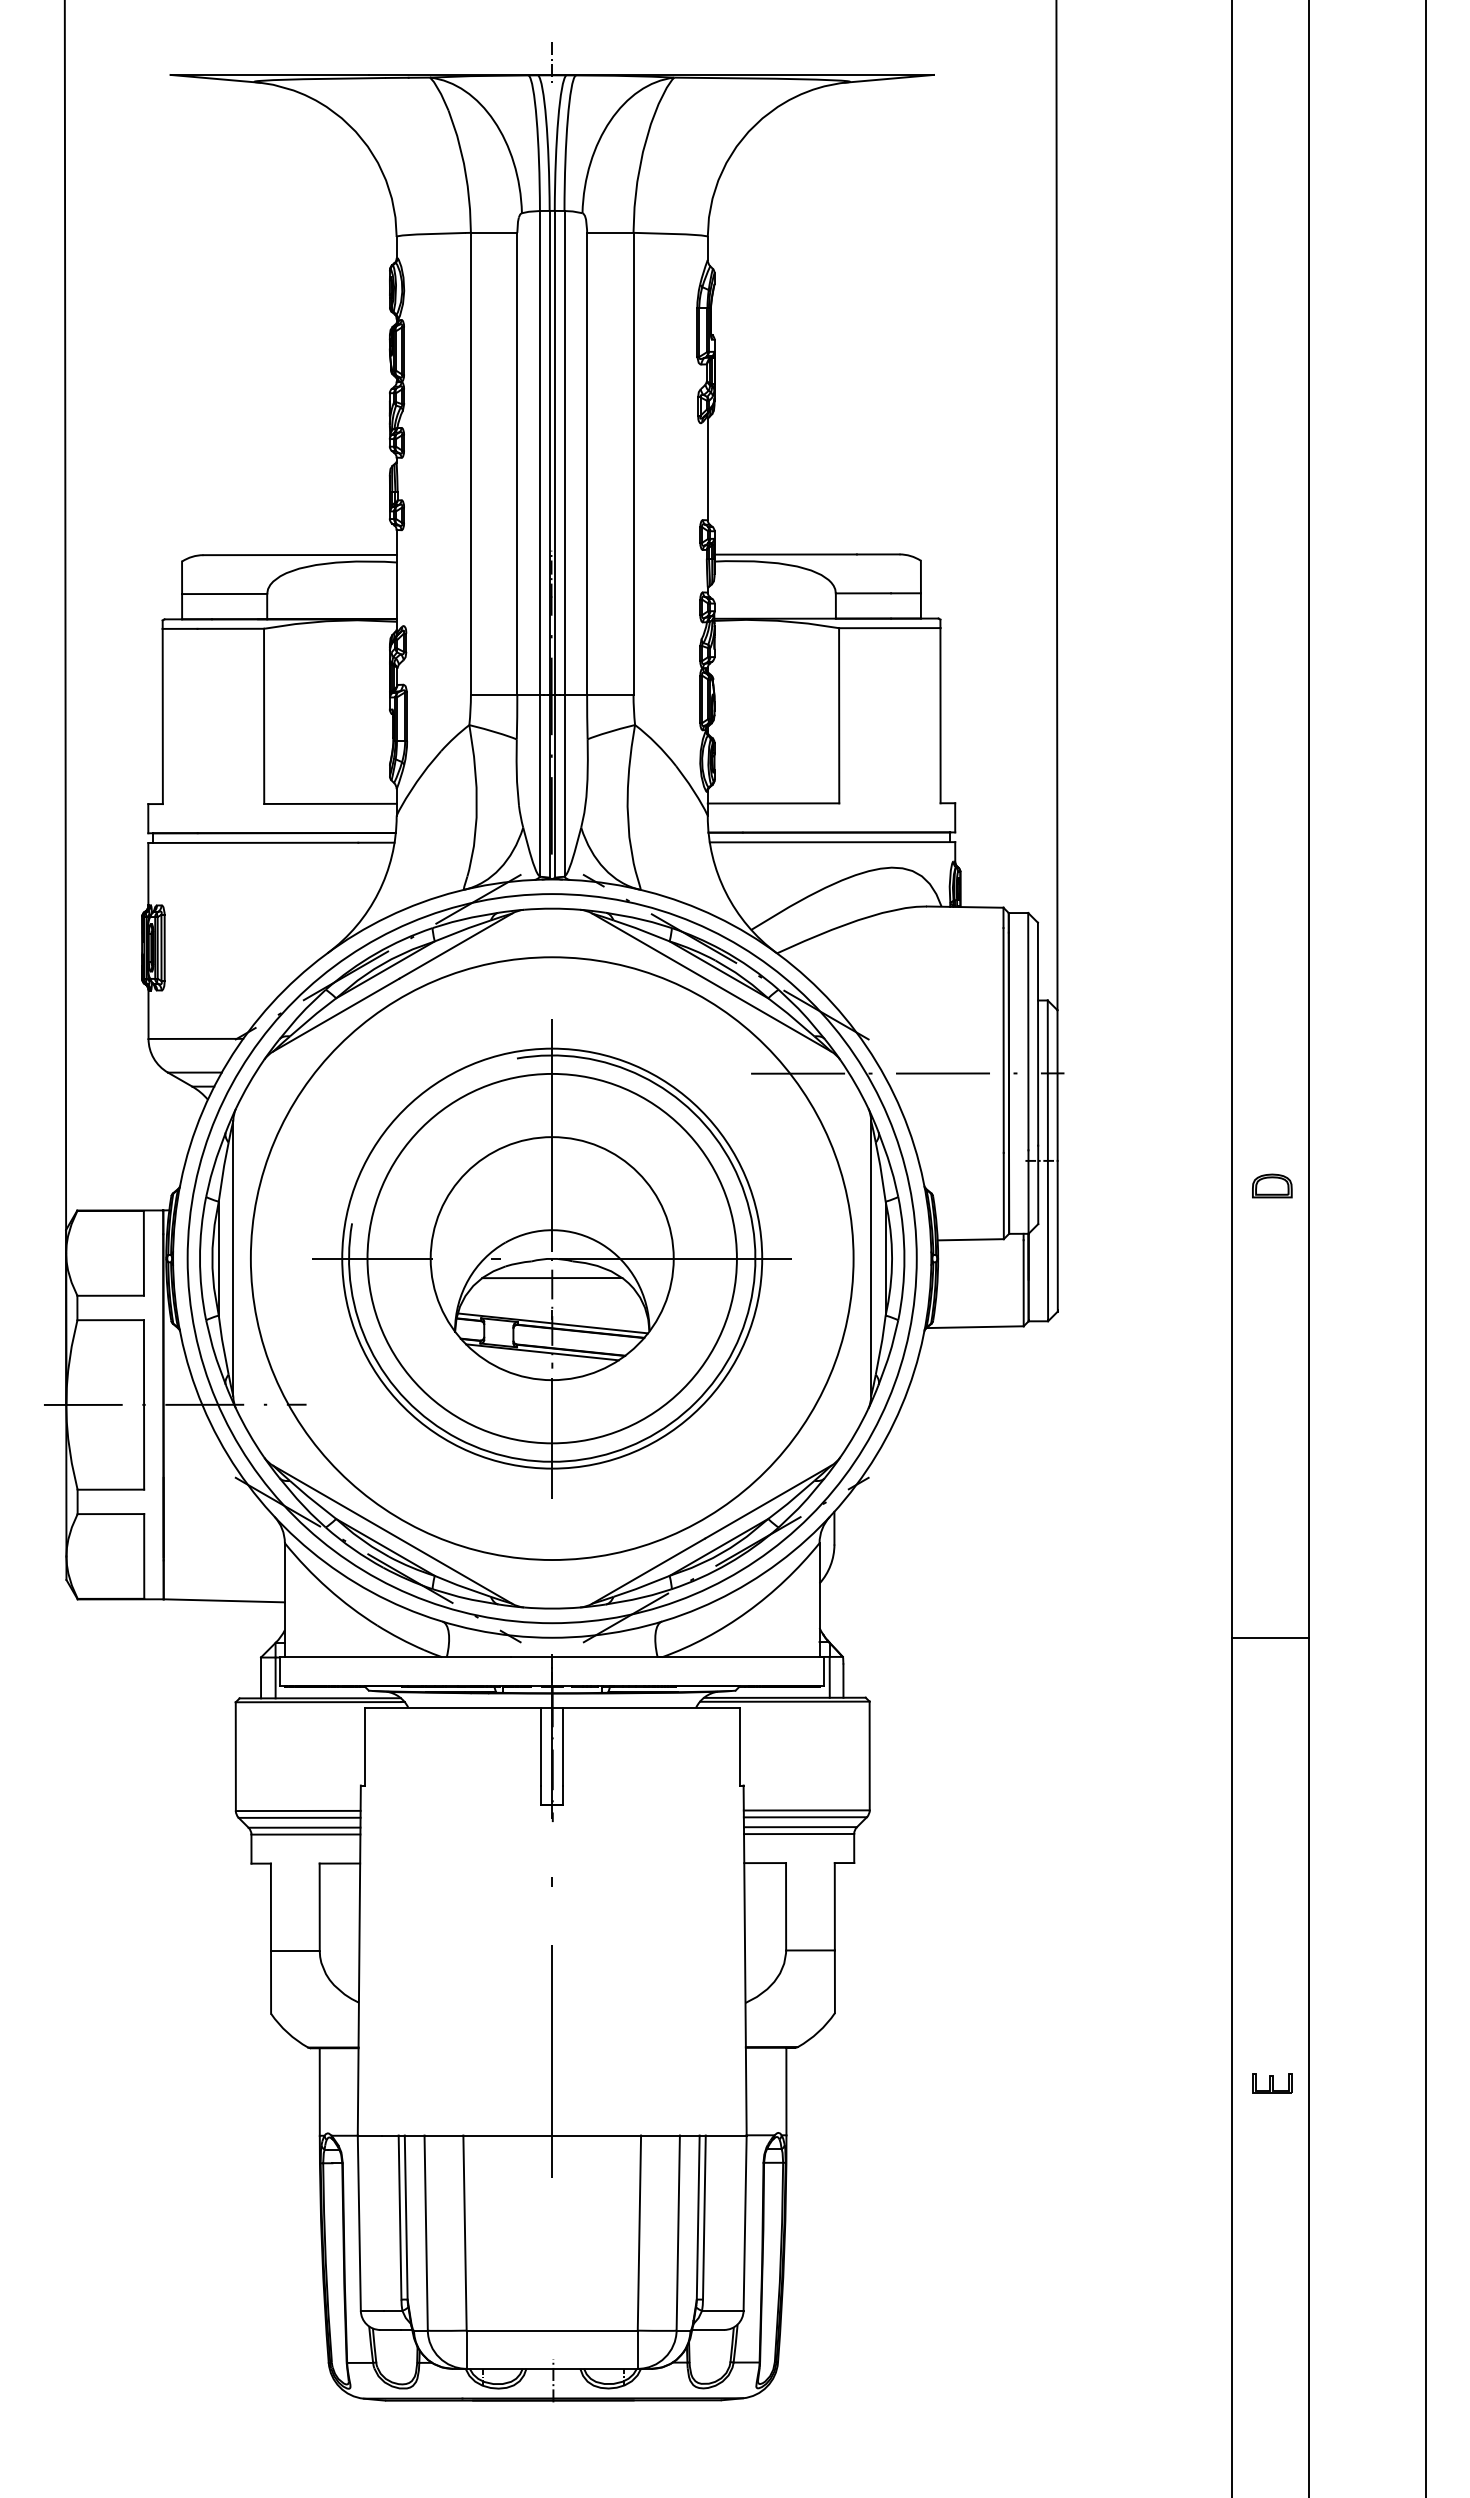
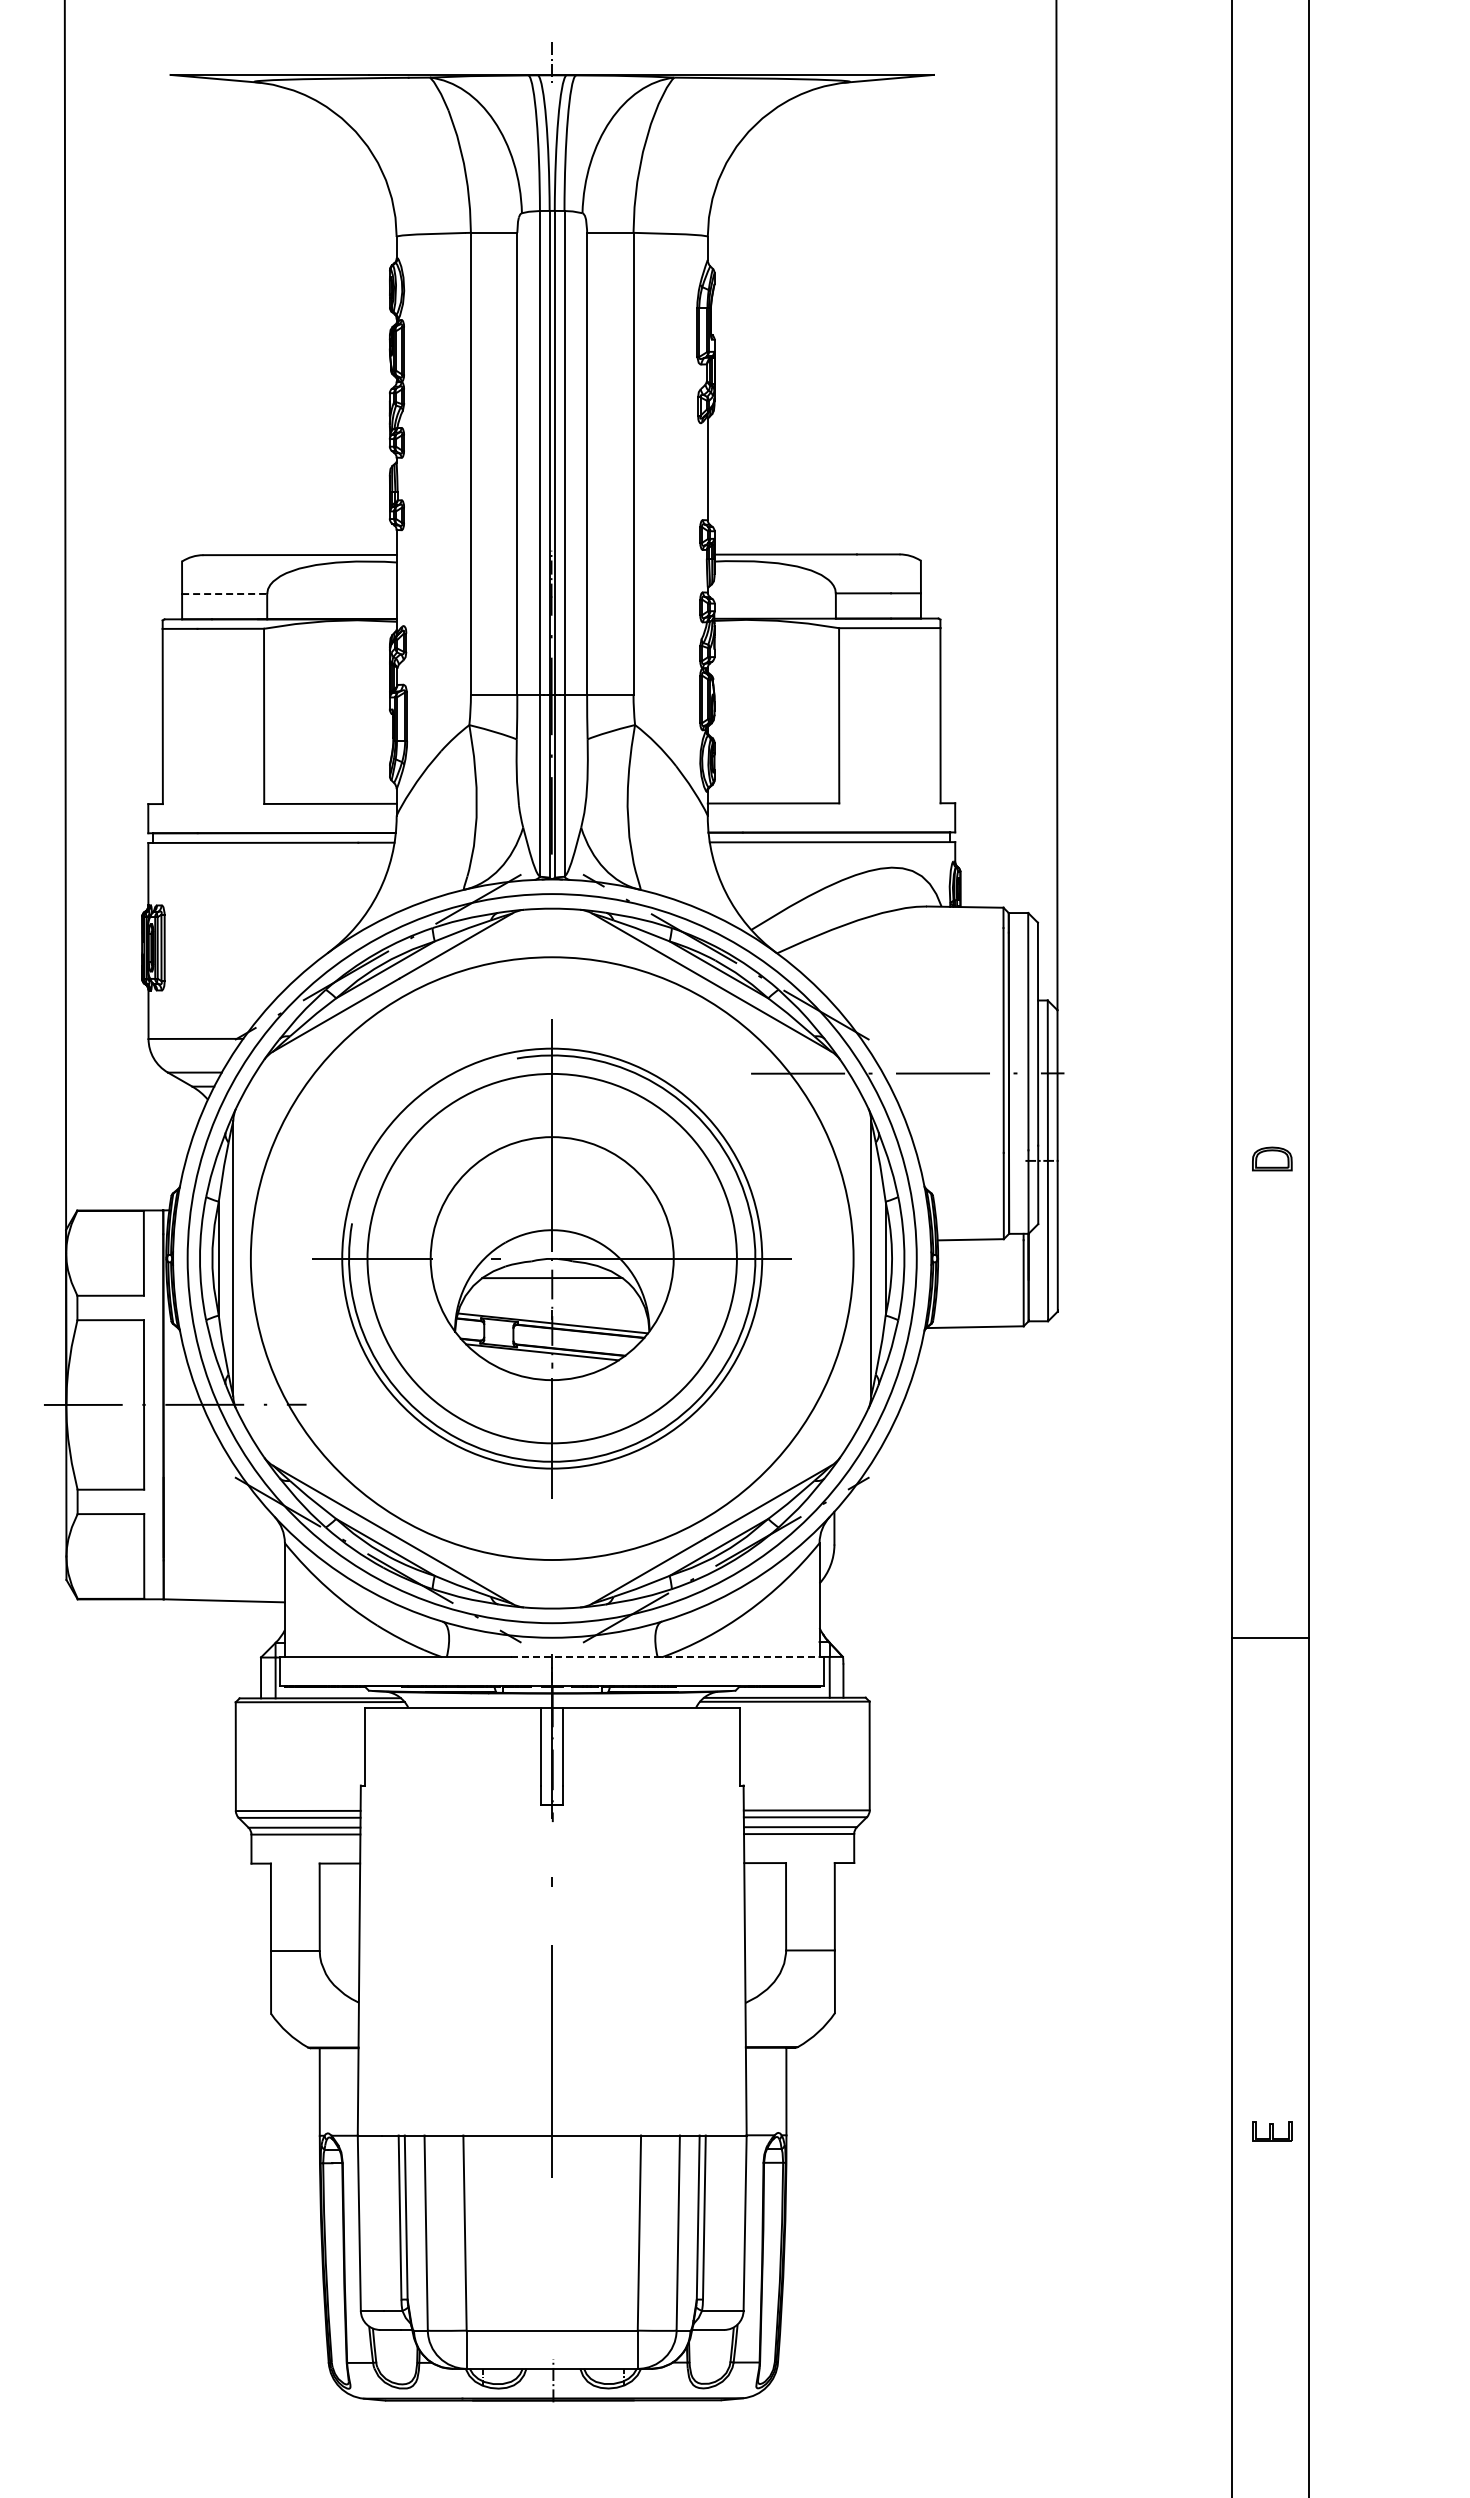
line: solid -> dashed (224, 594)
part position: (1272, 1185) -> (1272, 1158) (1272, 1158)
line: present -> none (1426, 1248)
line: solid -> dashed (667, 1657)
part position: (1272, 2083) -> (1272, 2131) (1272, 2131)
